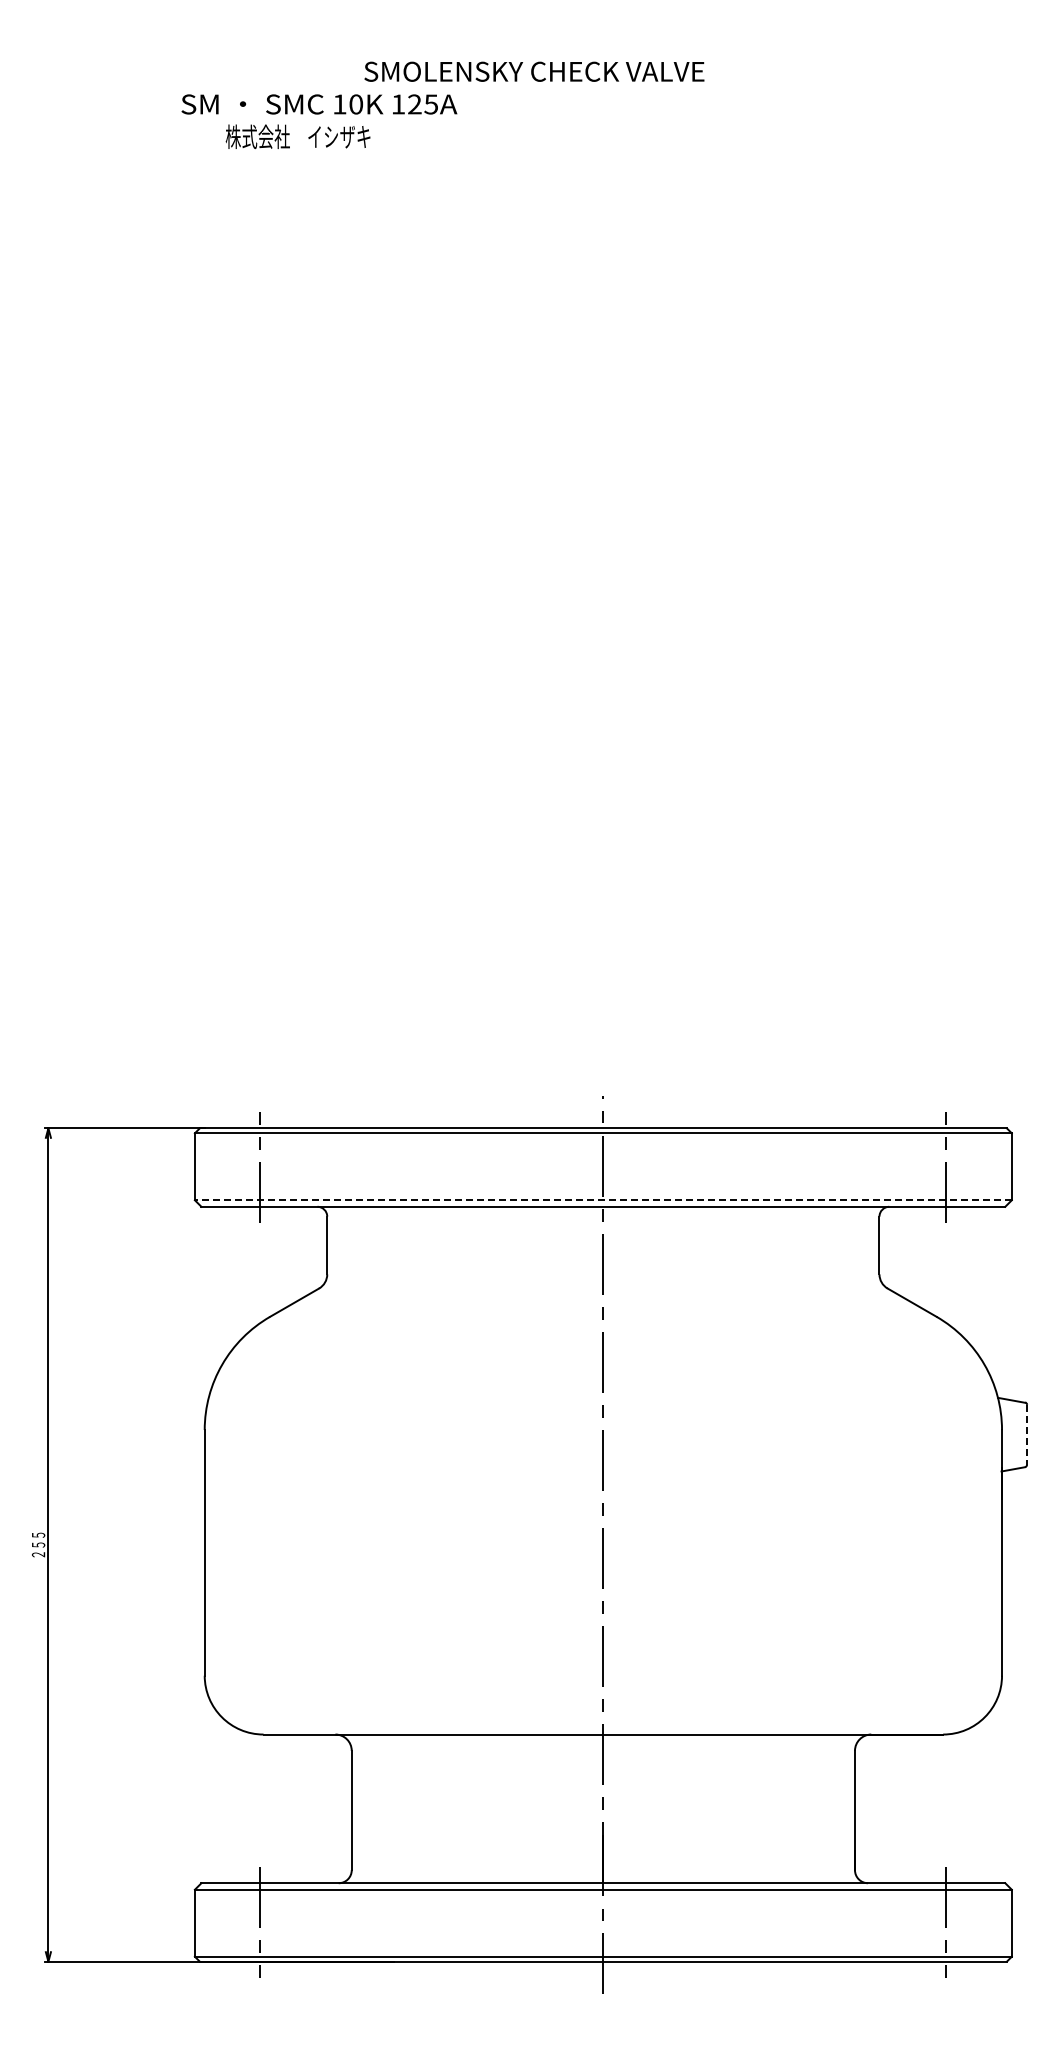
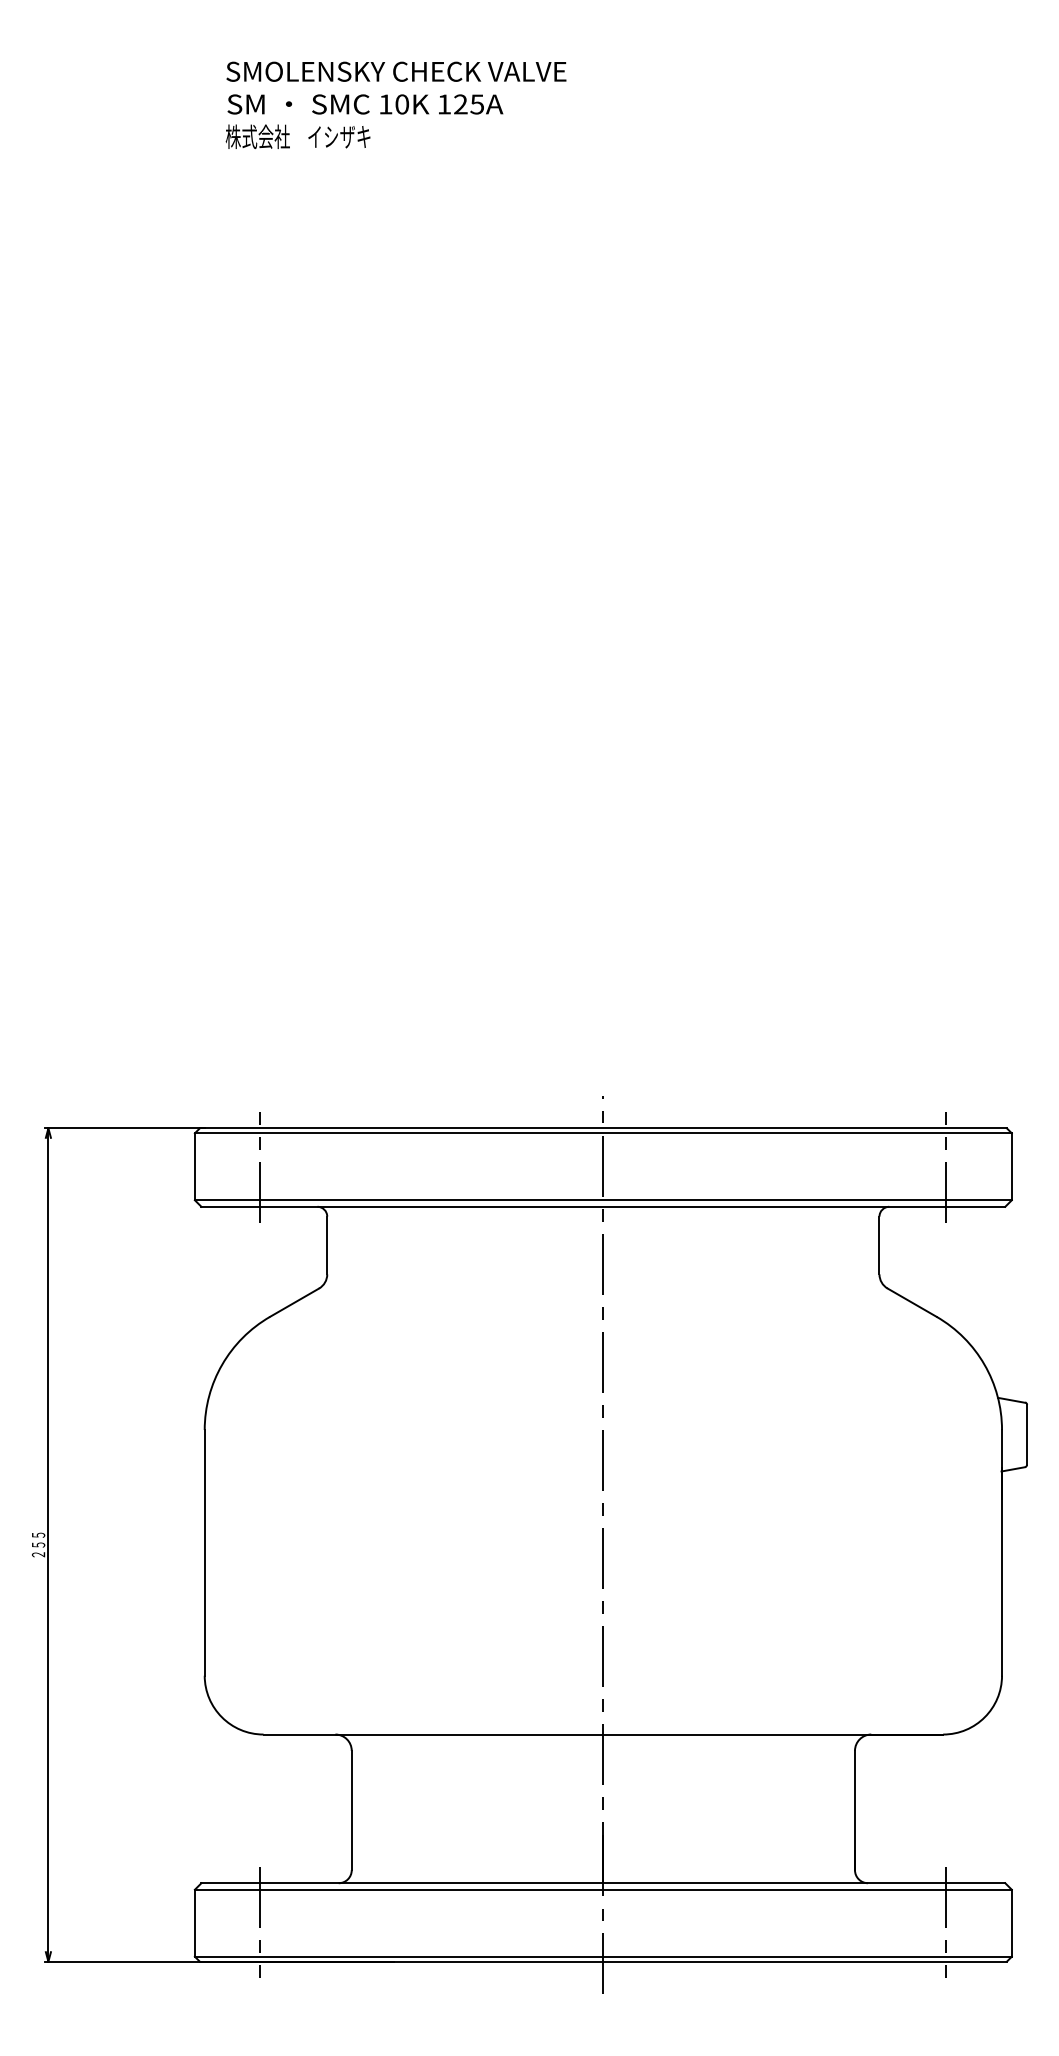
text position: (534, 71) -> (396, 71) (396, 71)
text position: (319, 104) -> (365, 104) (365, 104)
line: dashed -> solid (602, 1200)
line: dashed -> solid (1027, 1435)
